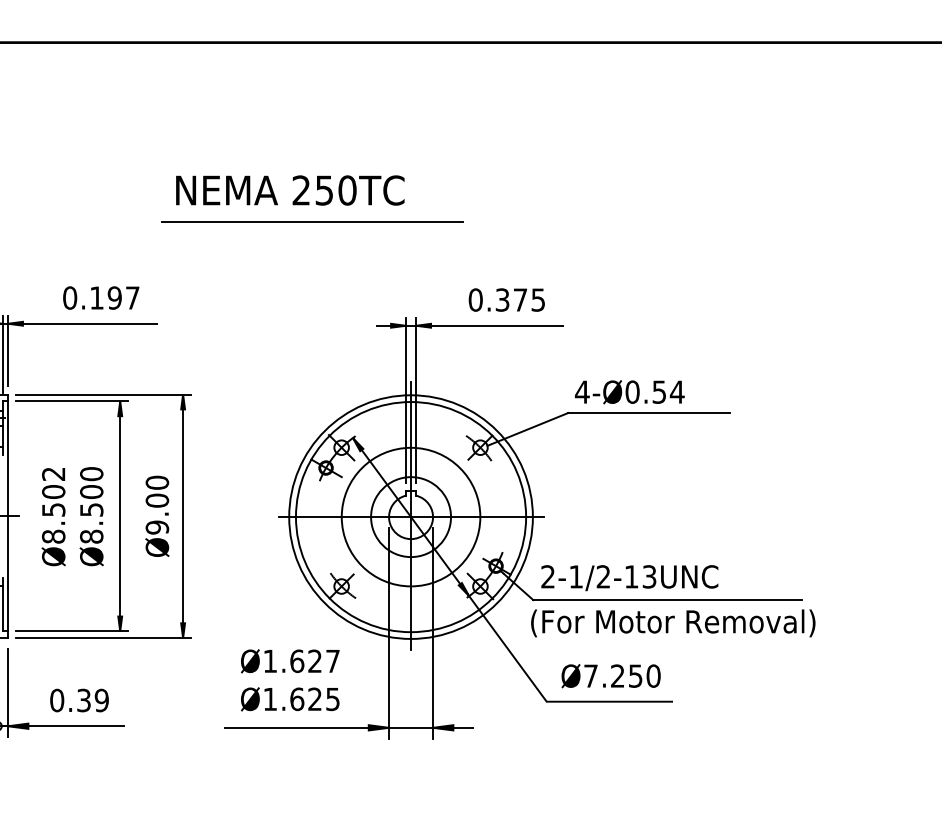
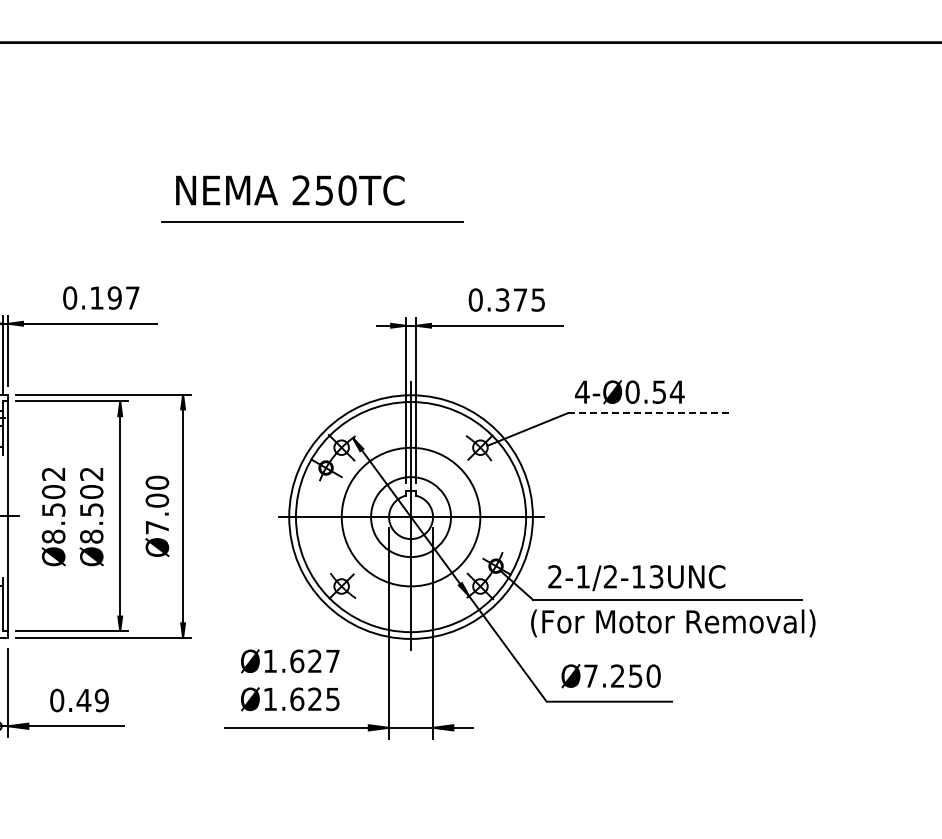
line: solid -> dashed (649, 413)
text: Ø8.500 -> Ø8.502 (91, 474)
text: Ø9.00 -> Ø7.00 (157, 527)
text position: (629, 578) -> (636, 578) (636, 578)
text: 0.39 -> 0.49 (83, 700)
